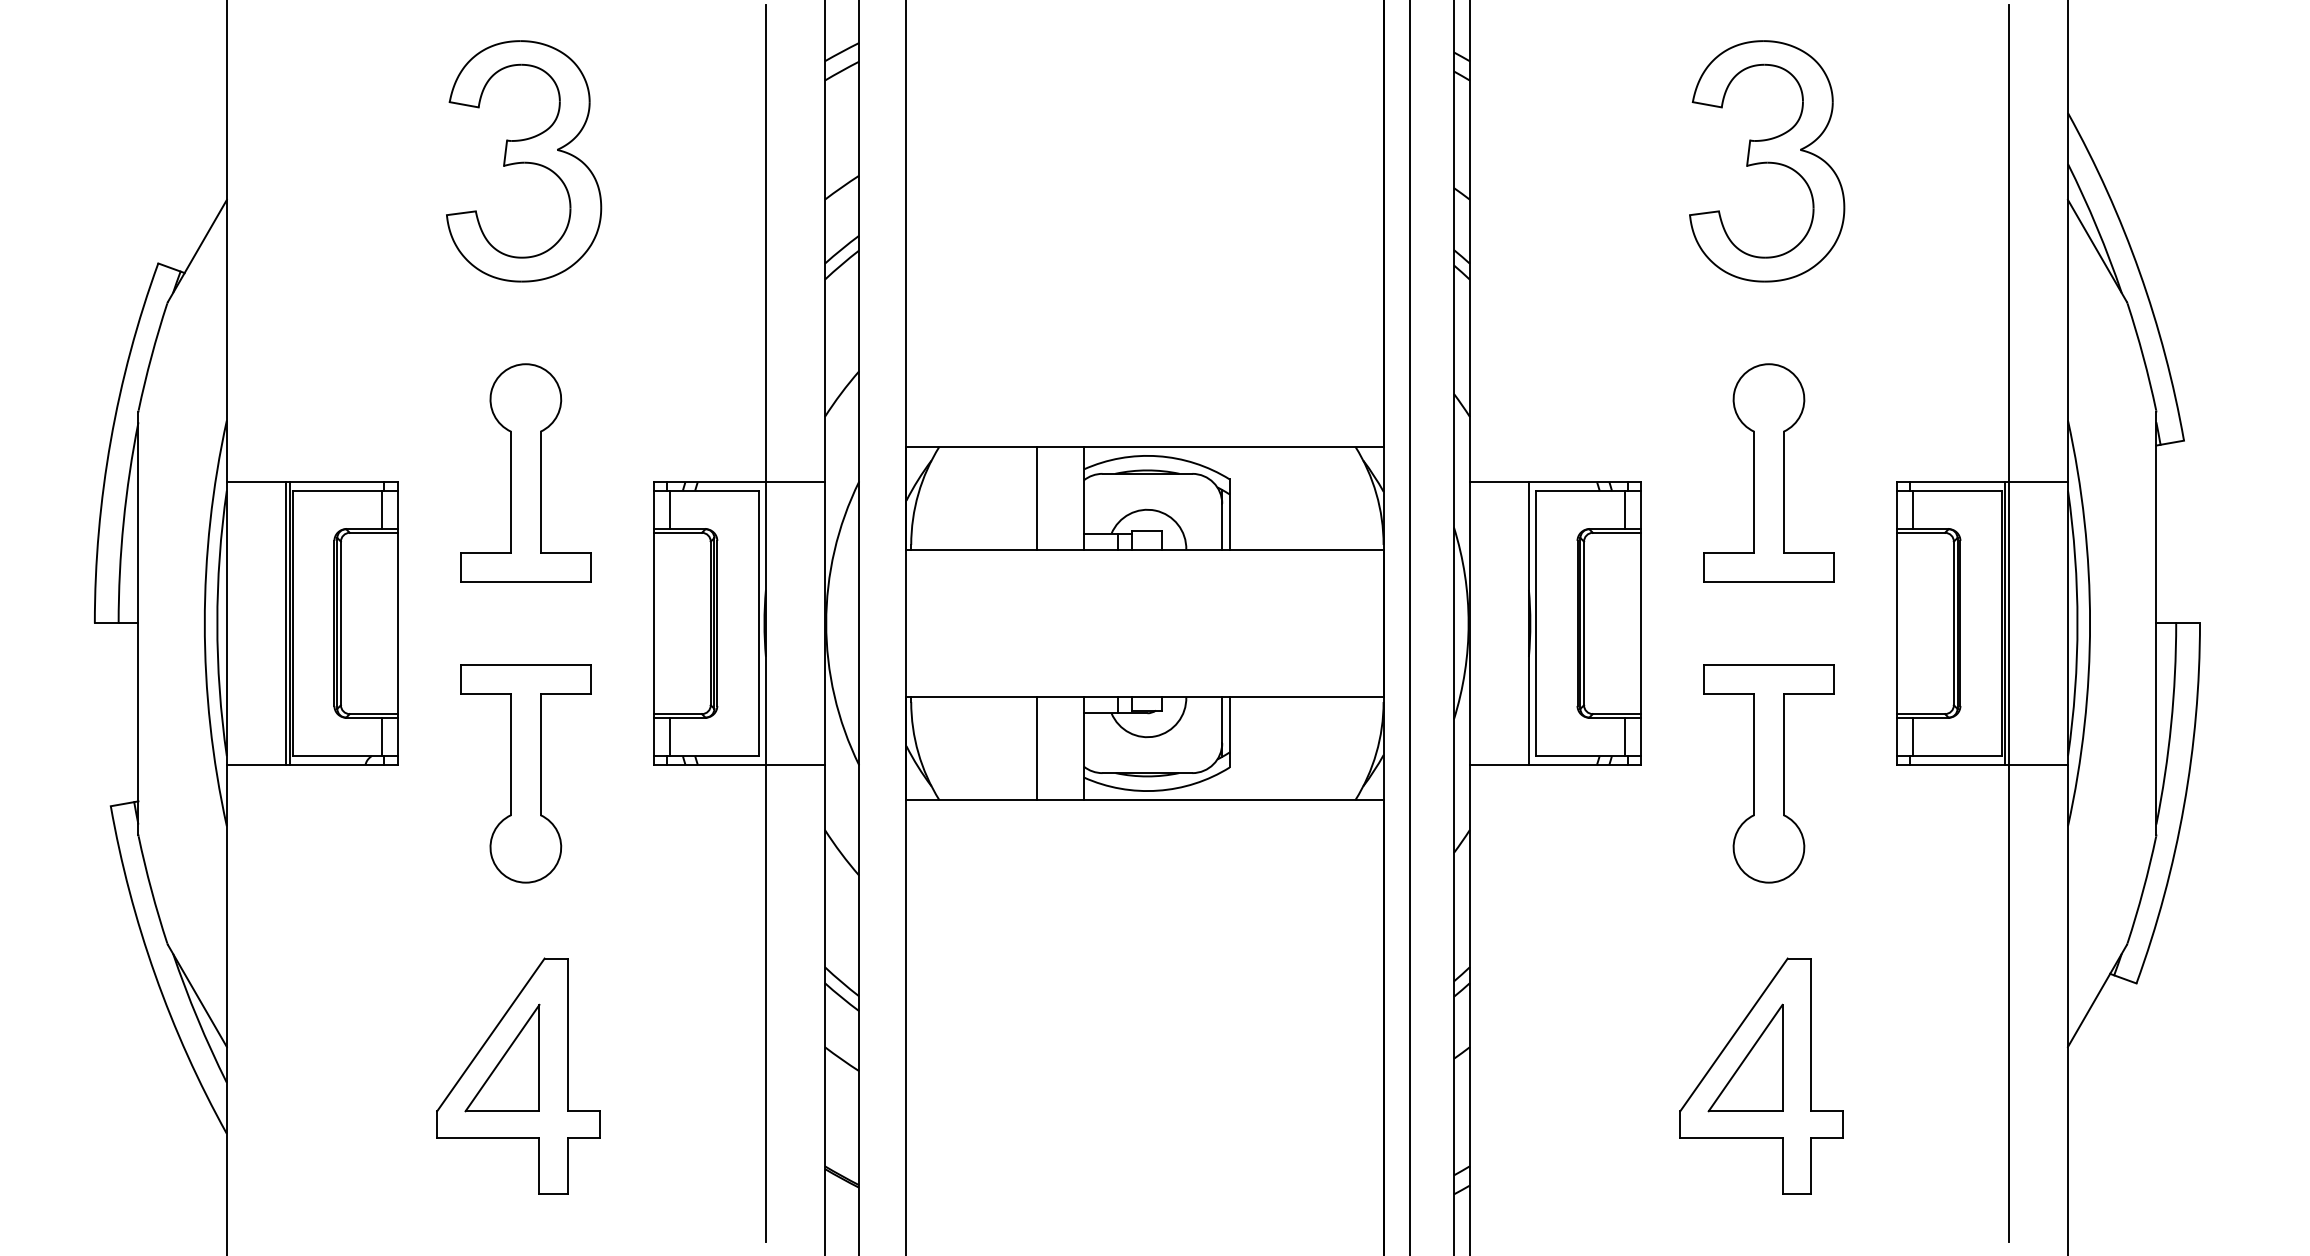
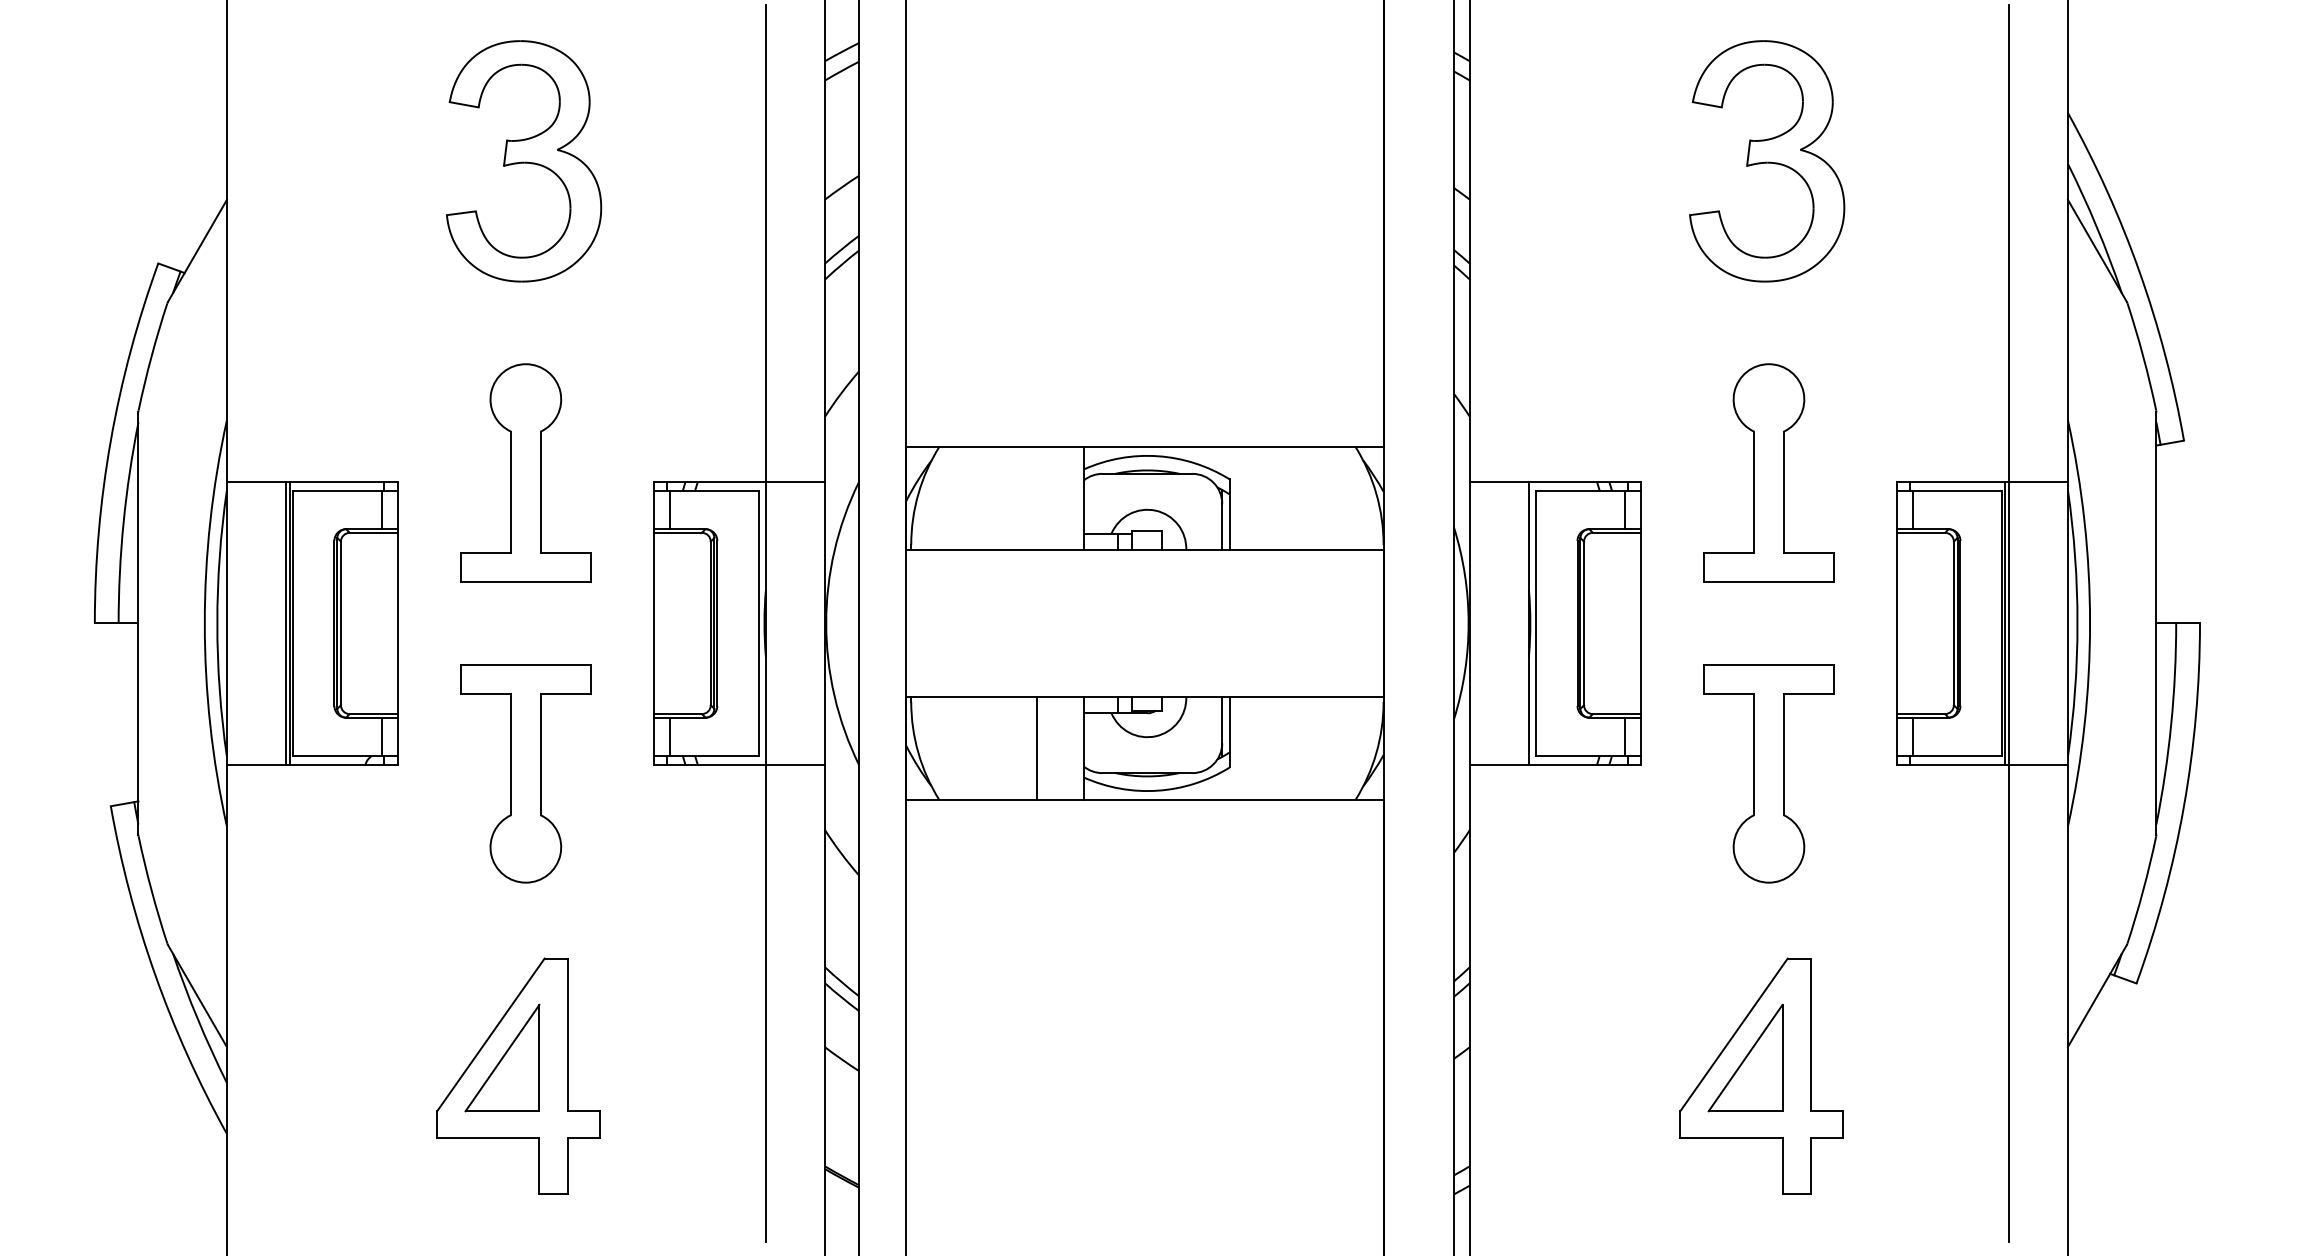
line: present -> none (1036, 497)
line: present -> none (1409, 627)
